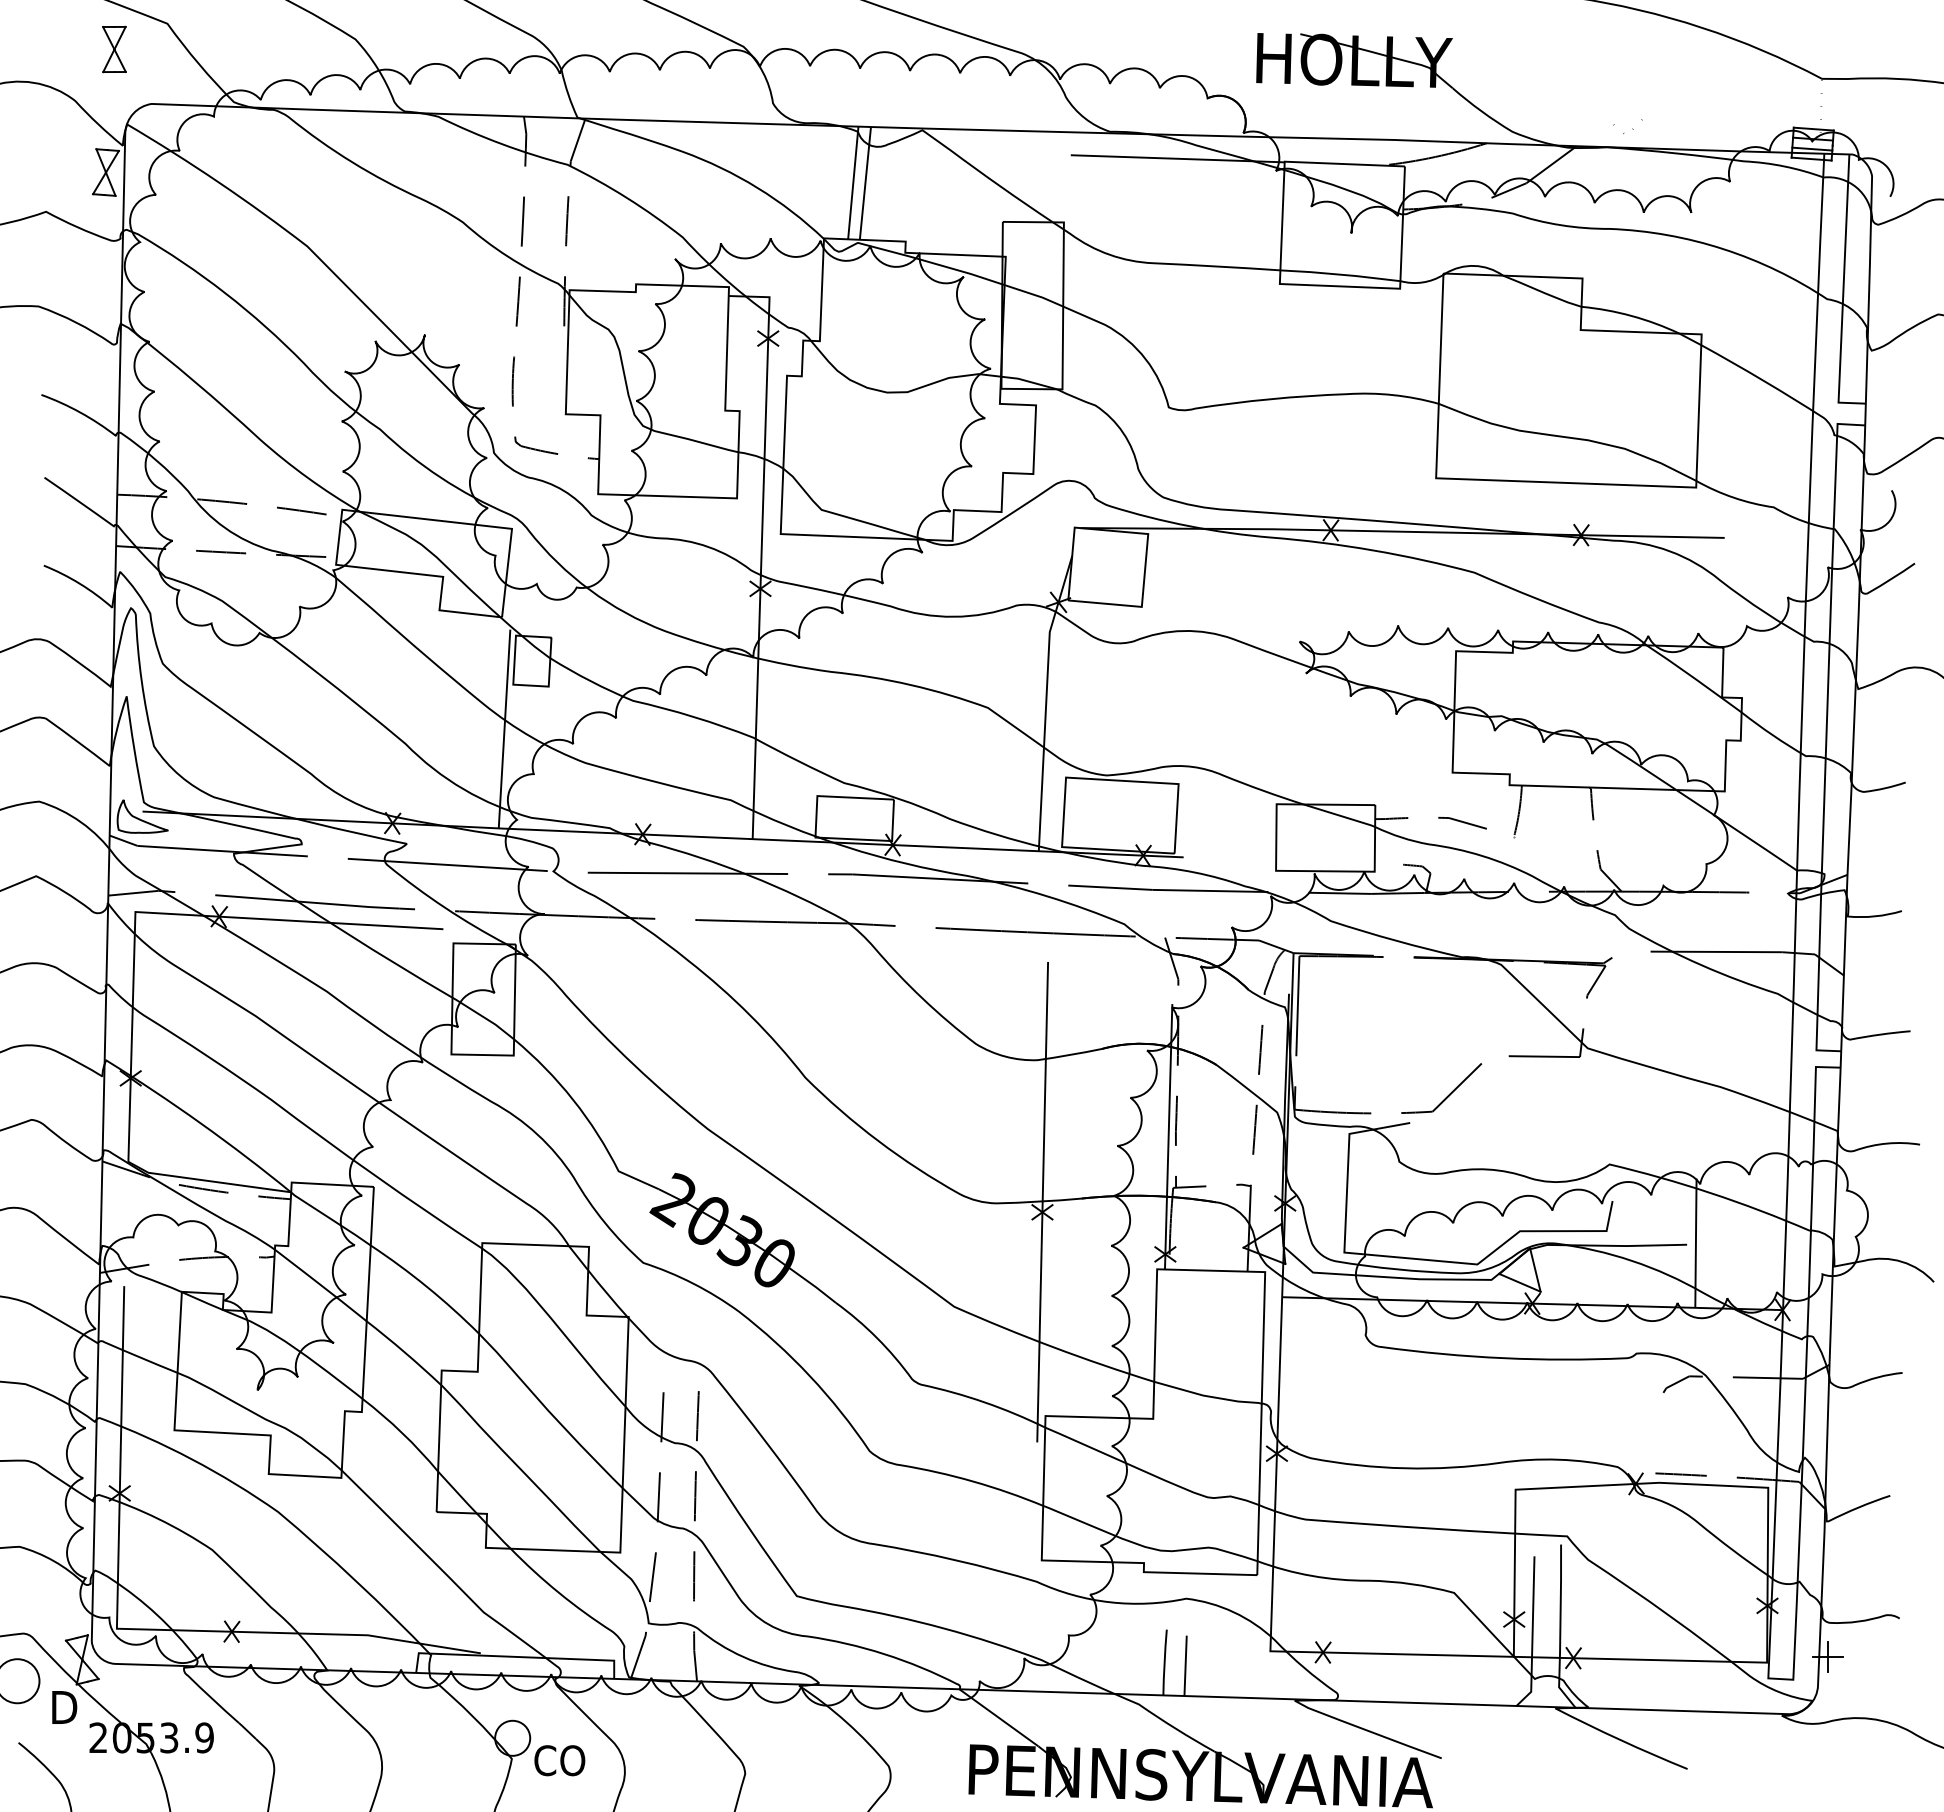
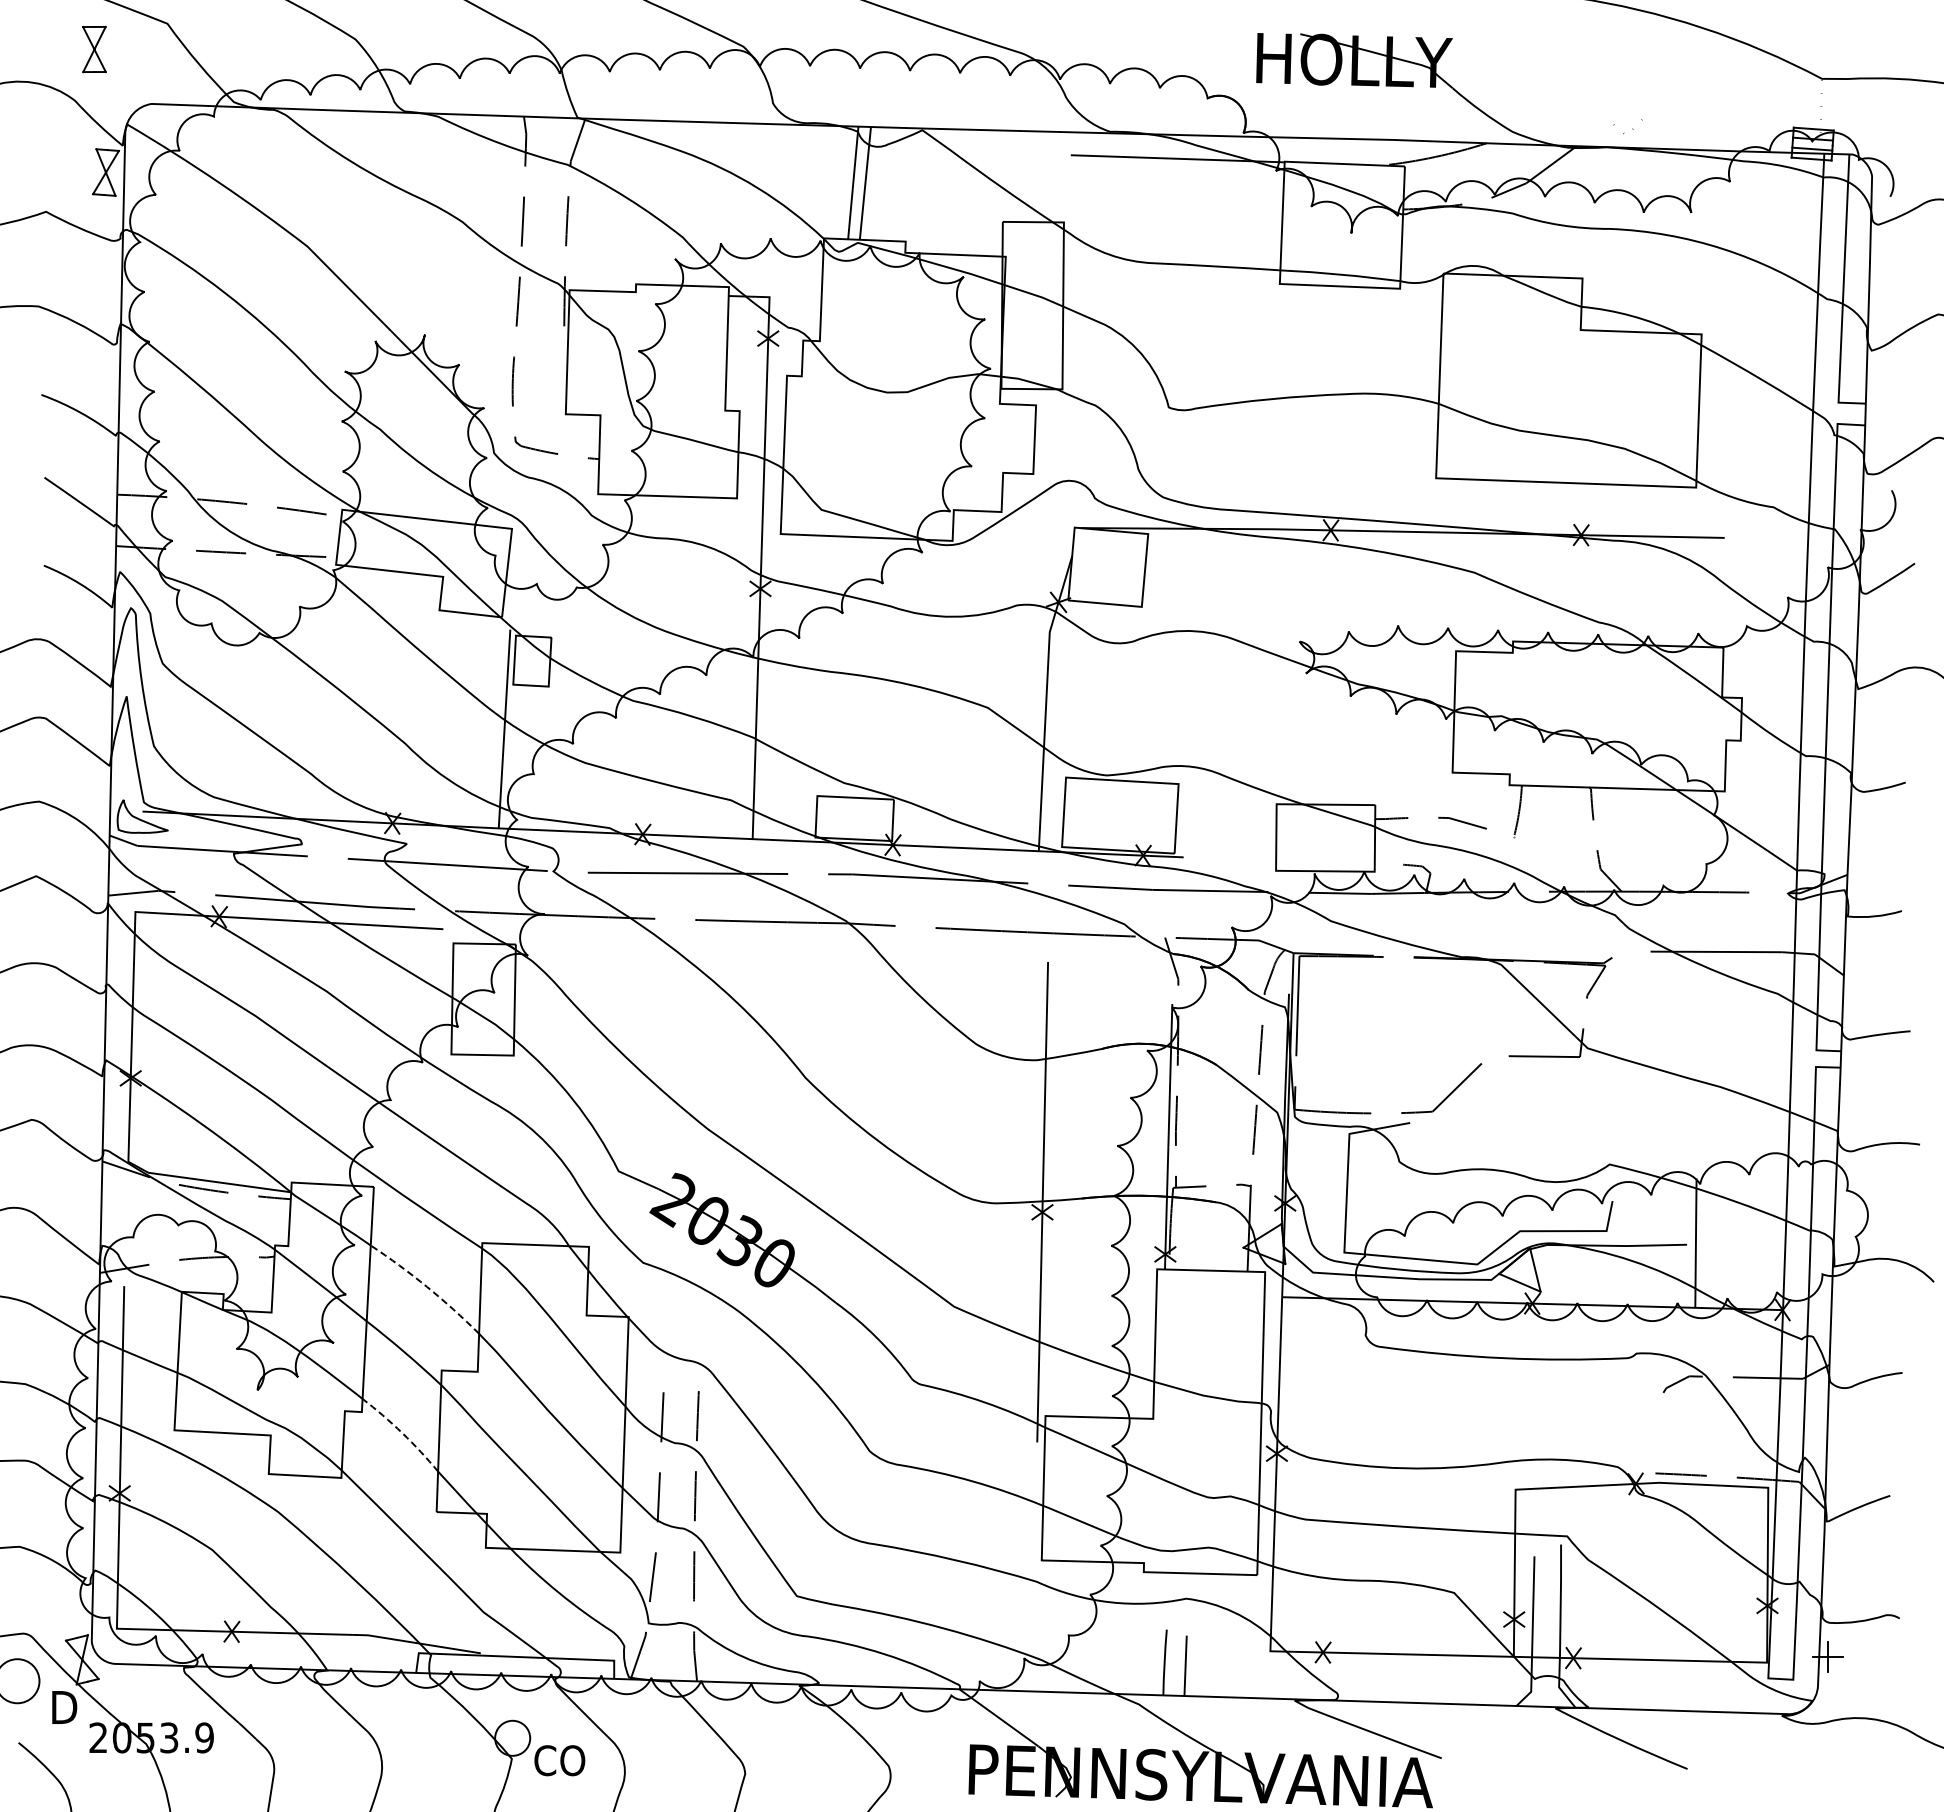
part position: (114, 49) -> (94, 49) (94, 49)
line: solid -> dashed (427, 1286)
line: solid -> dashed (402, 1433)
